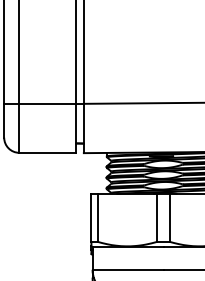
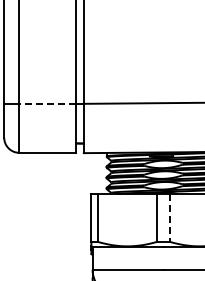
line: solid -> dashed (47, 103)
line: solid -> dashed (170, 218)
